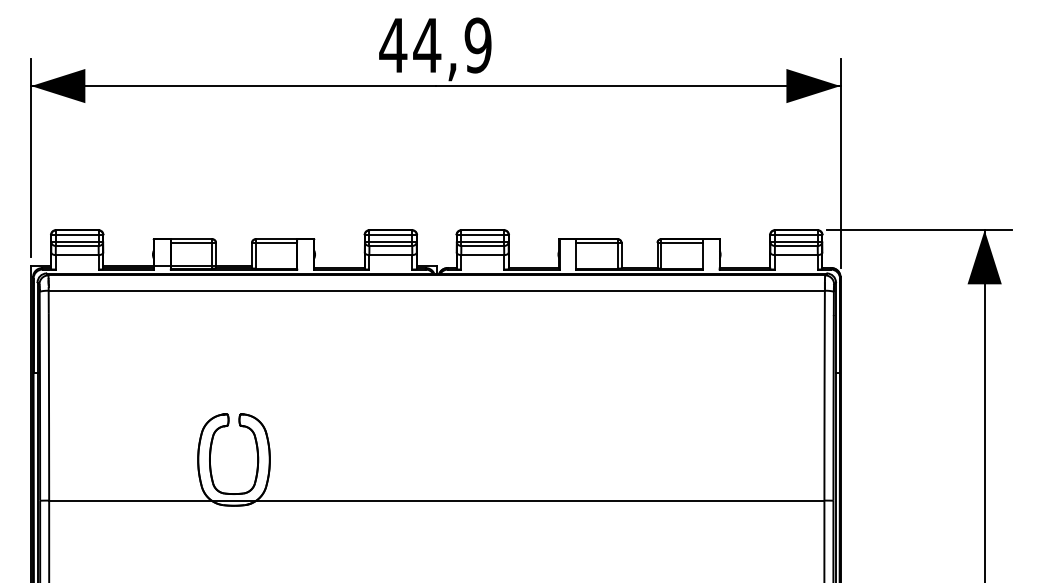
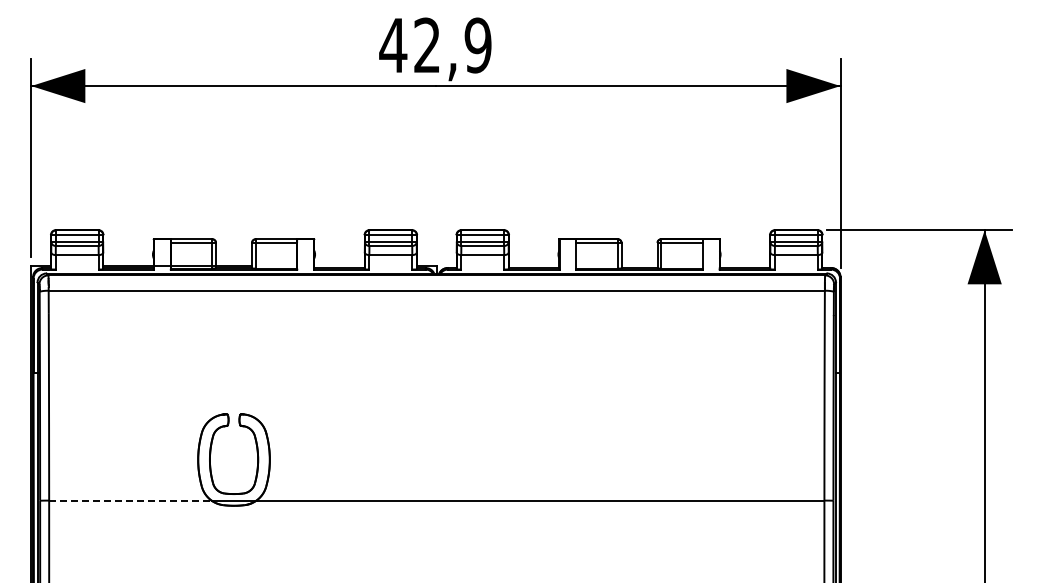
text: 44,9 -> 42,9 (427, 44)
line: solid -> dashed (130, 500)
